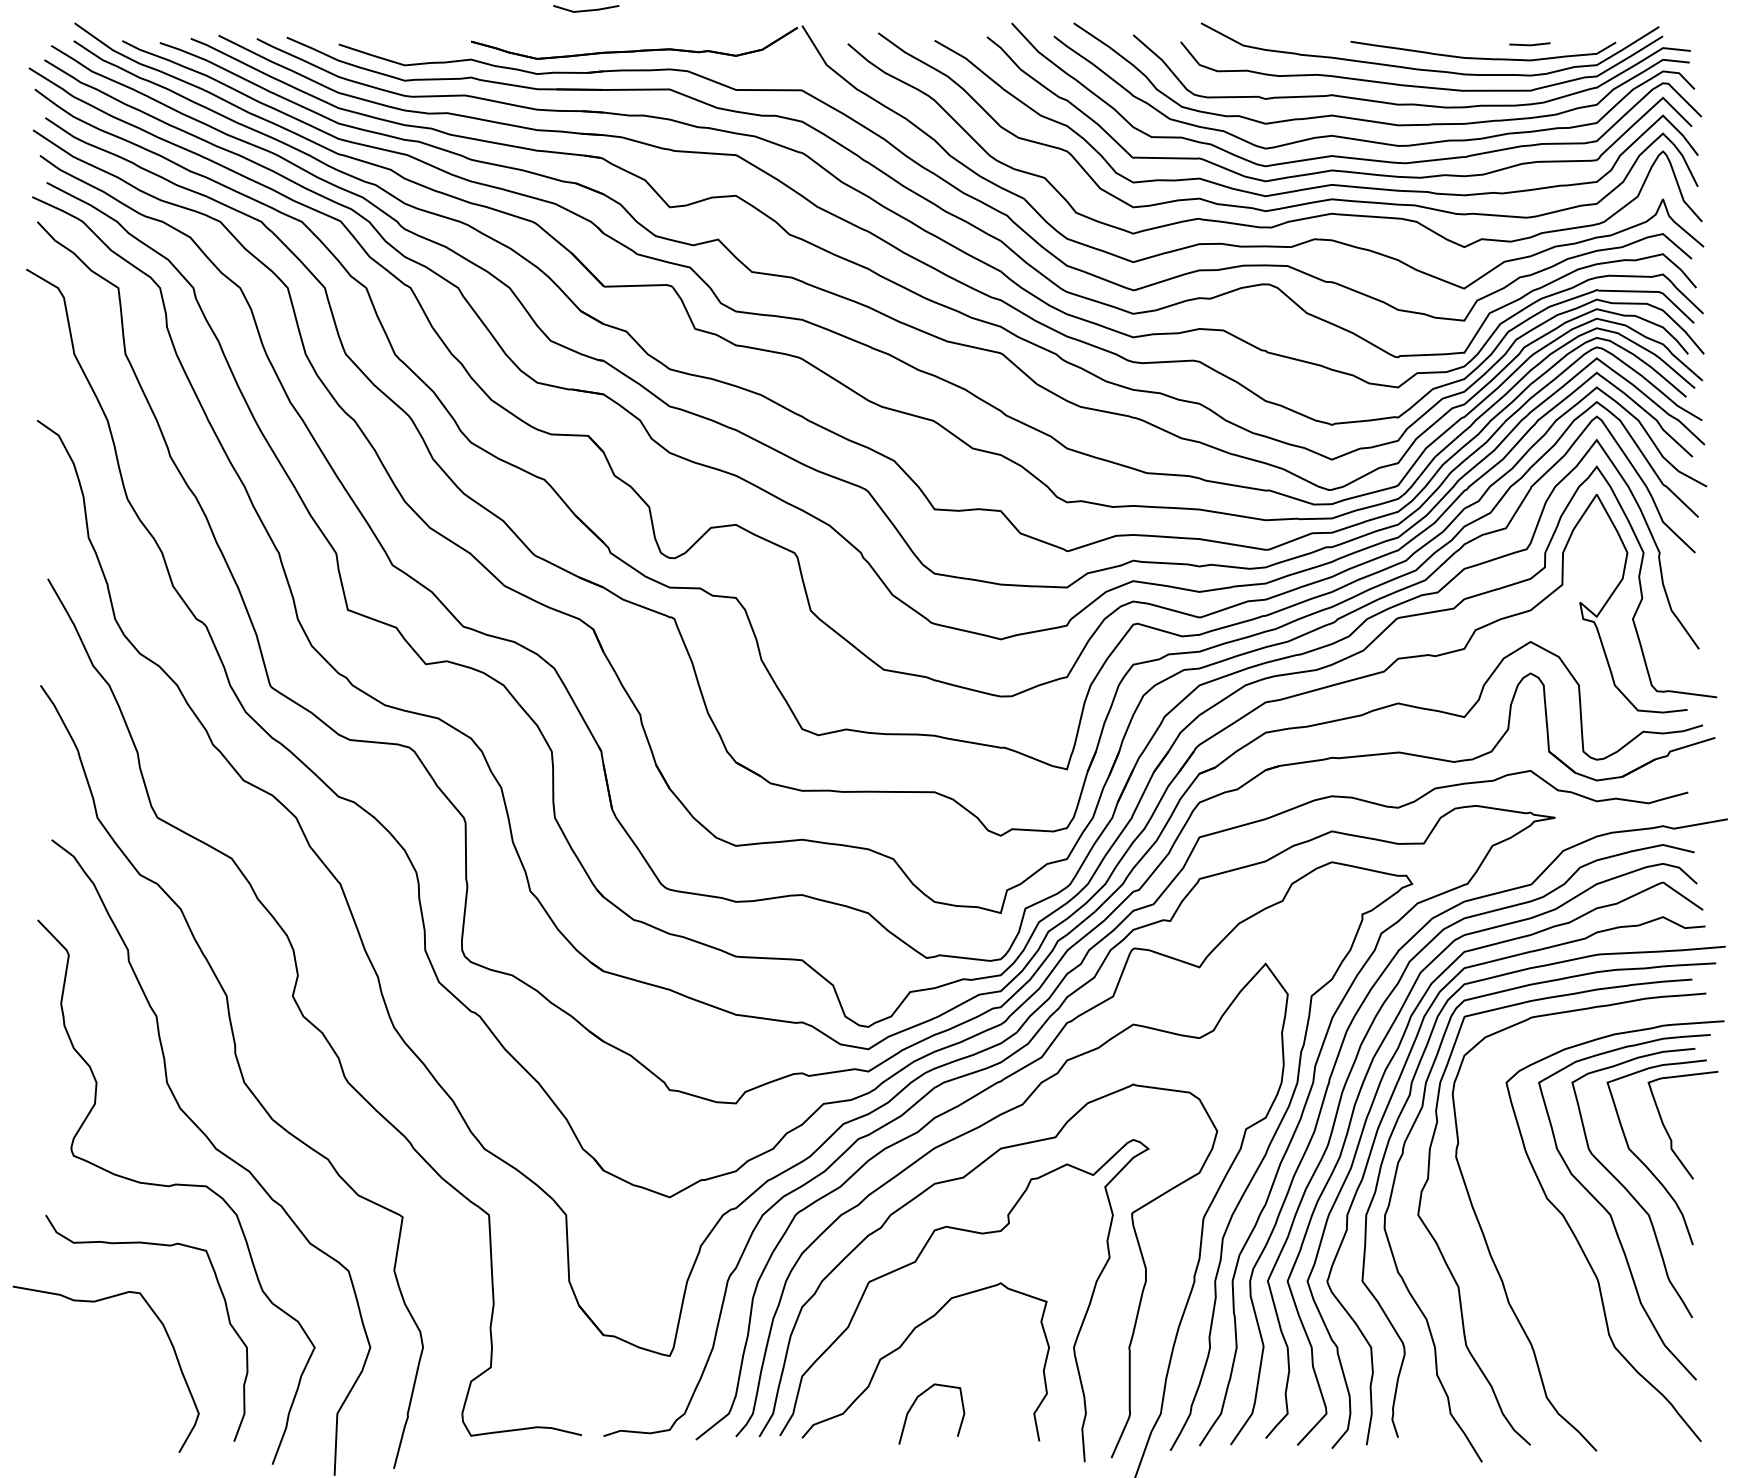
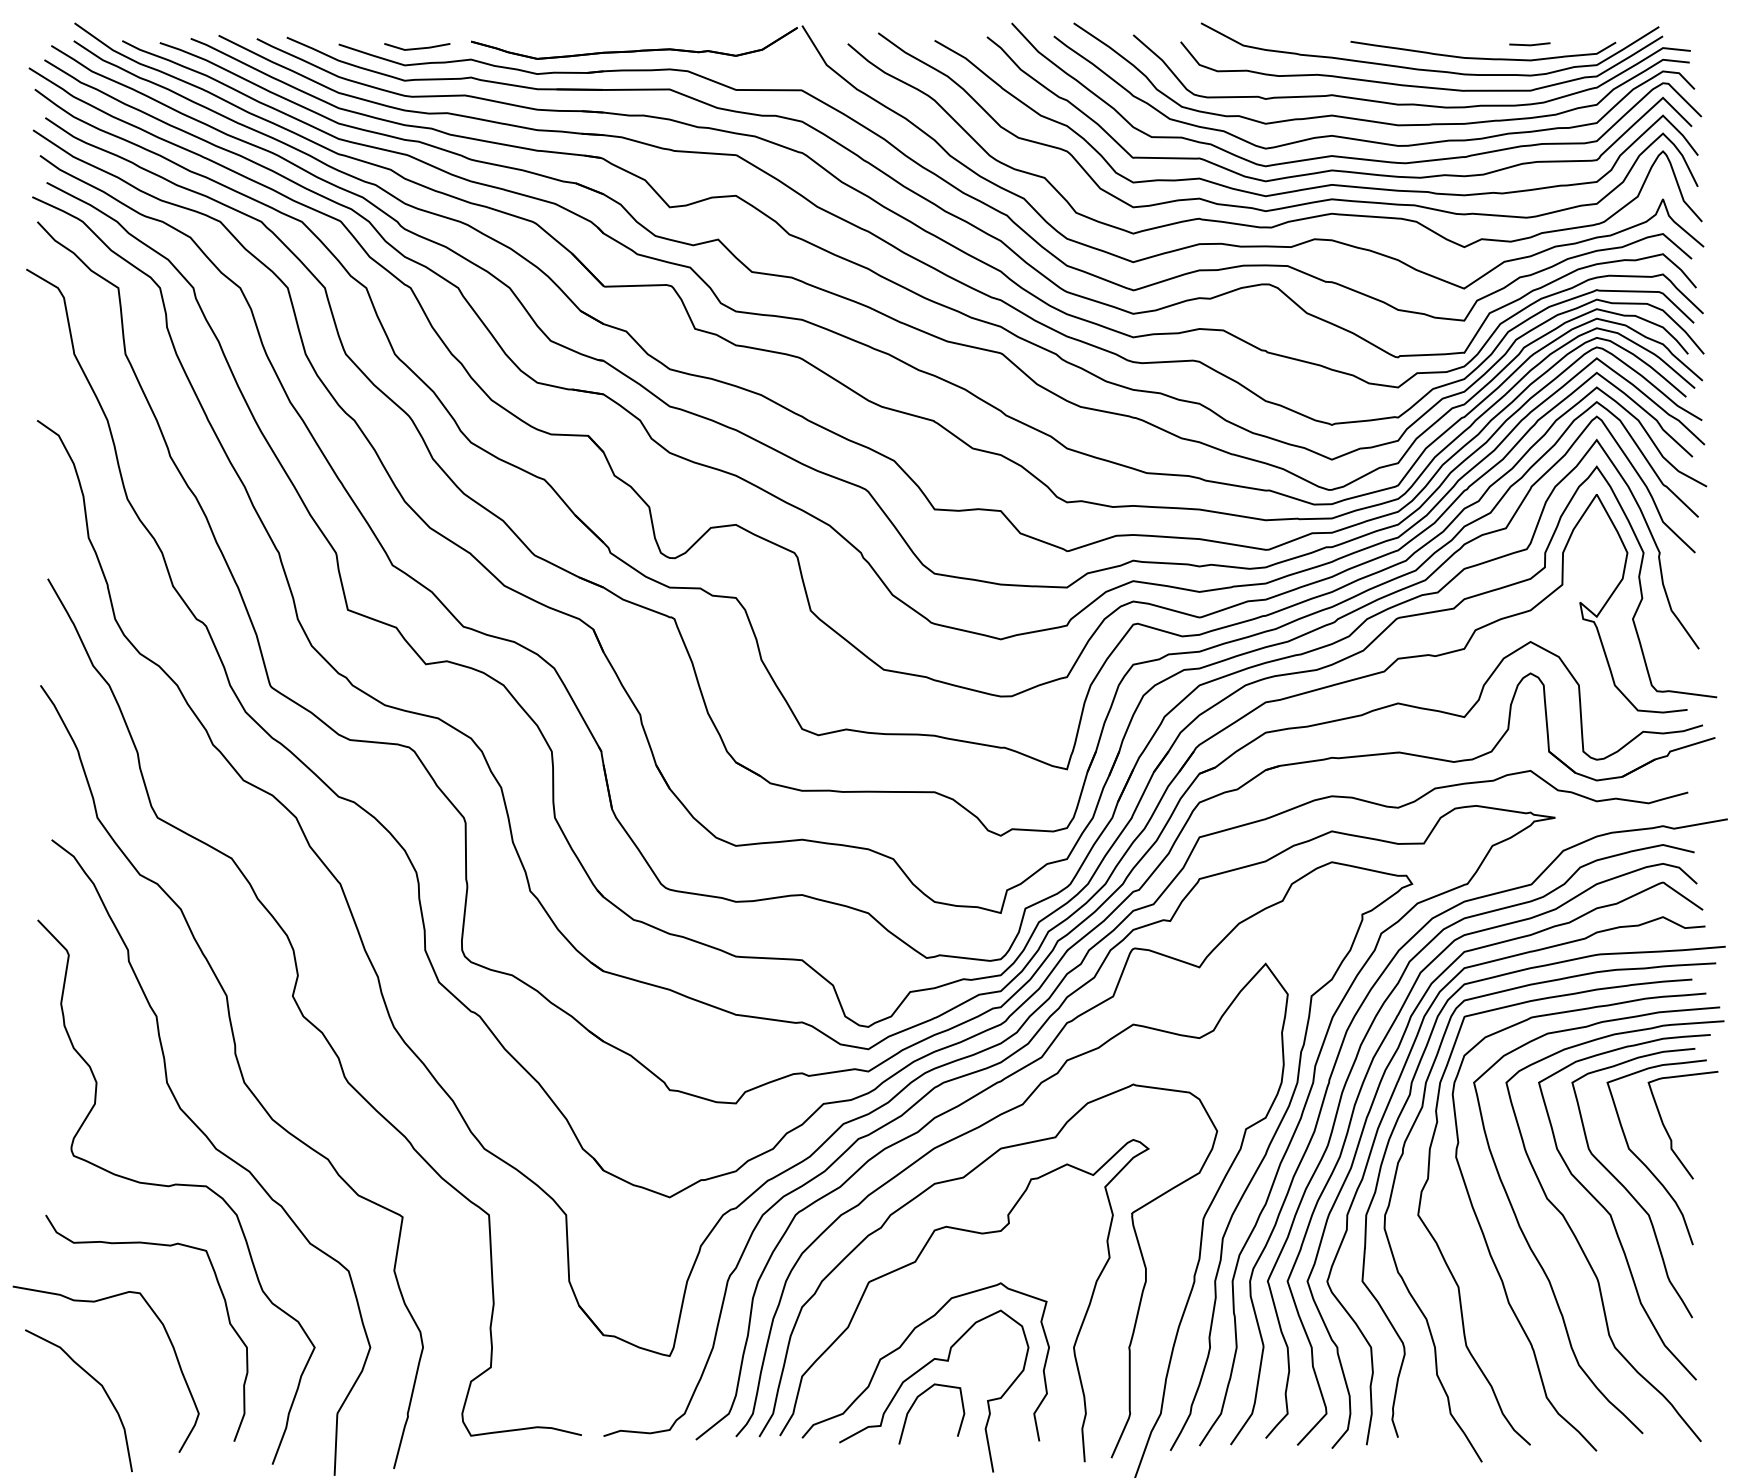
line position: (586, 9) -> (417, 47) (417, 47)
curve: none -> present (1535, 1254)
curve: none -> present (919, 1371)
curve: none -> present (96, 1382)
